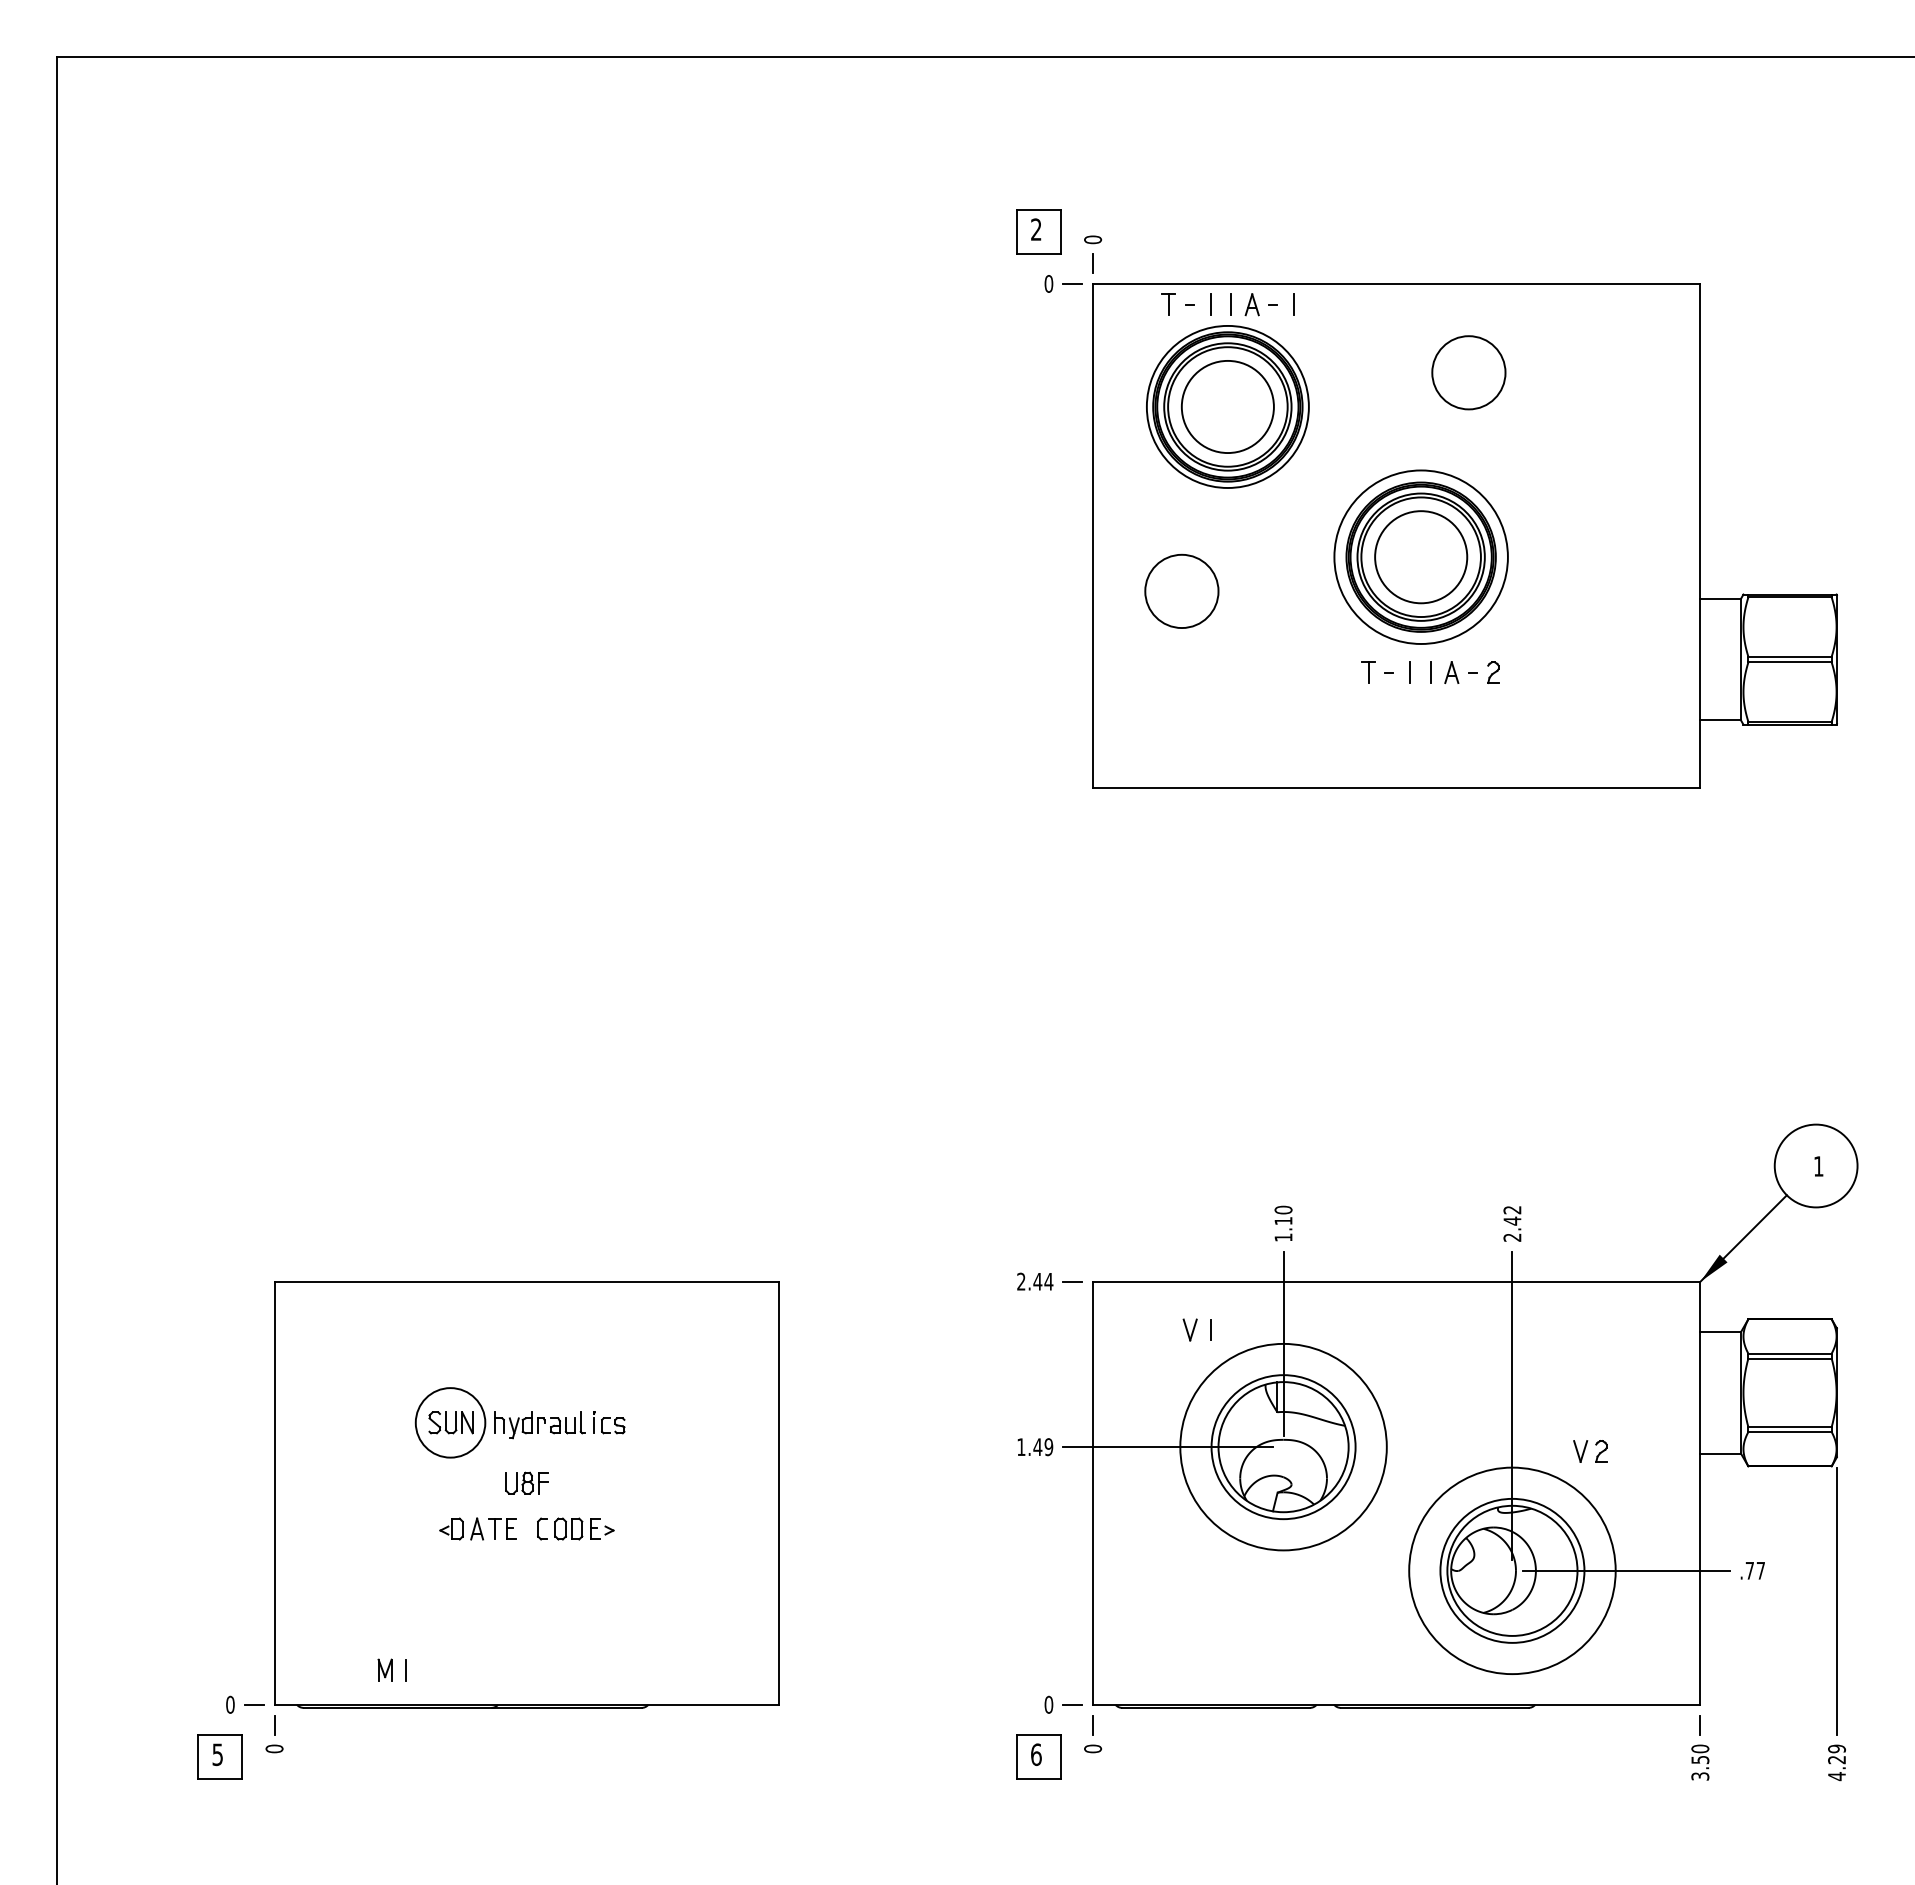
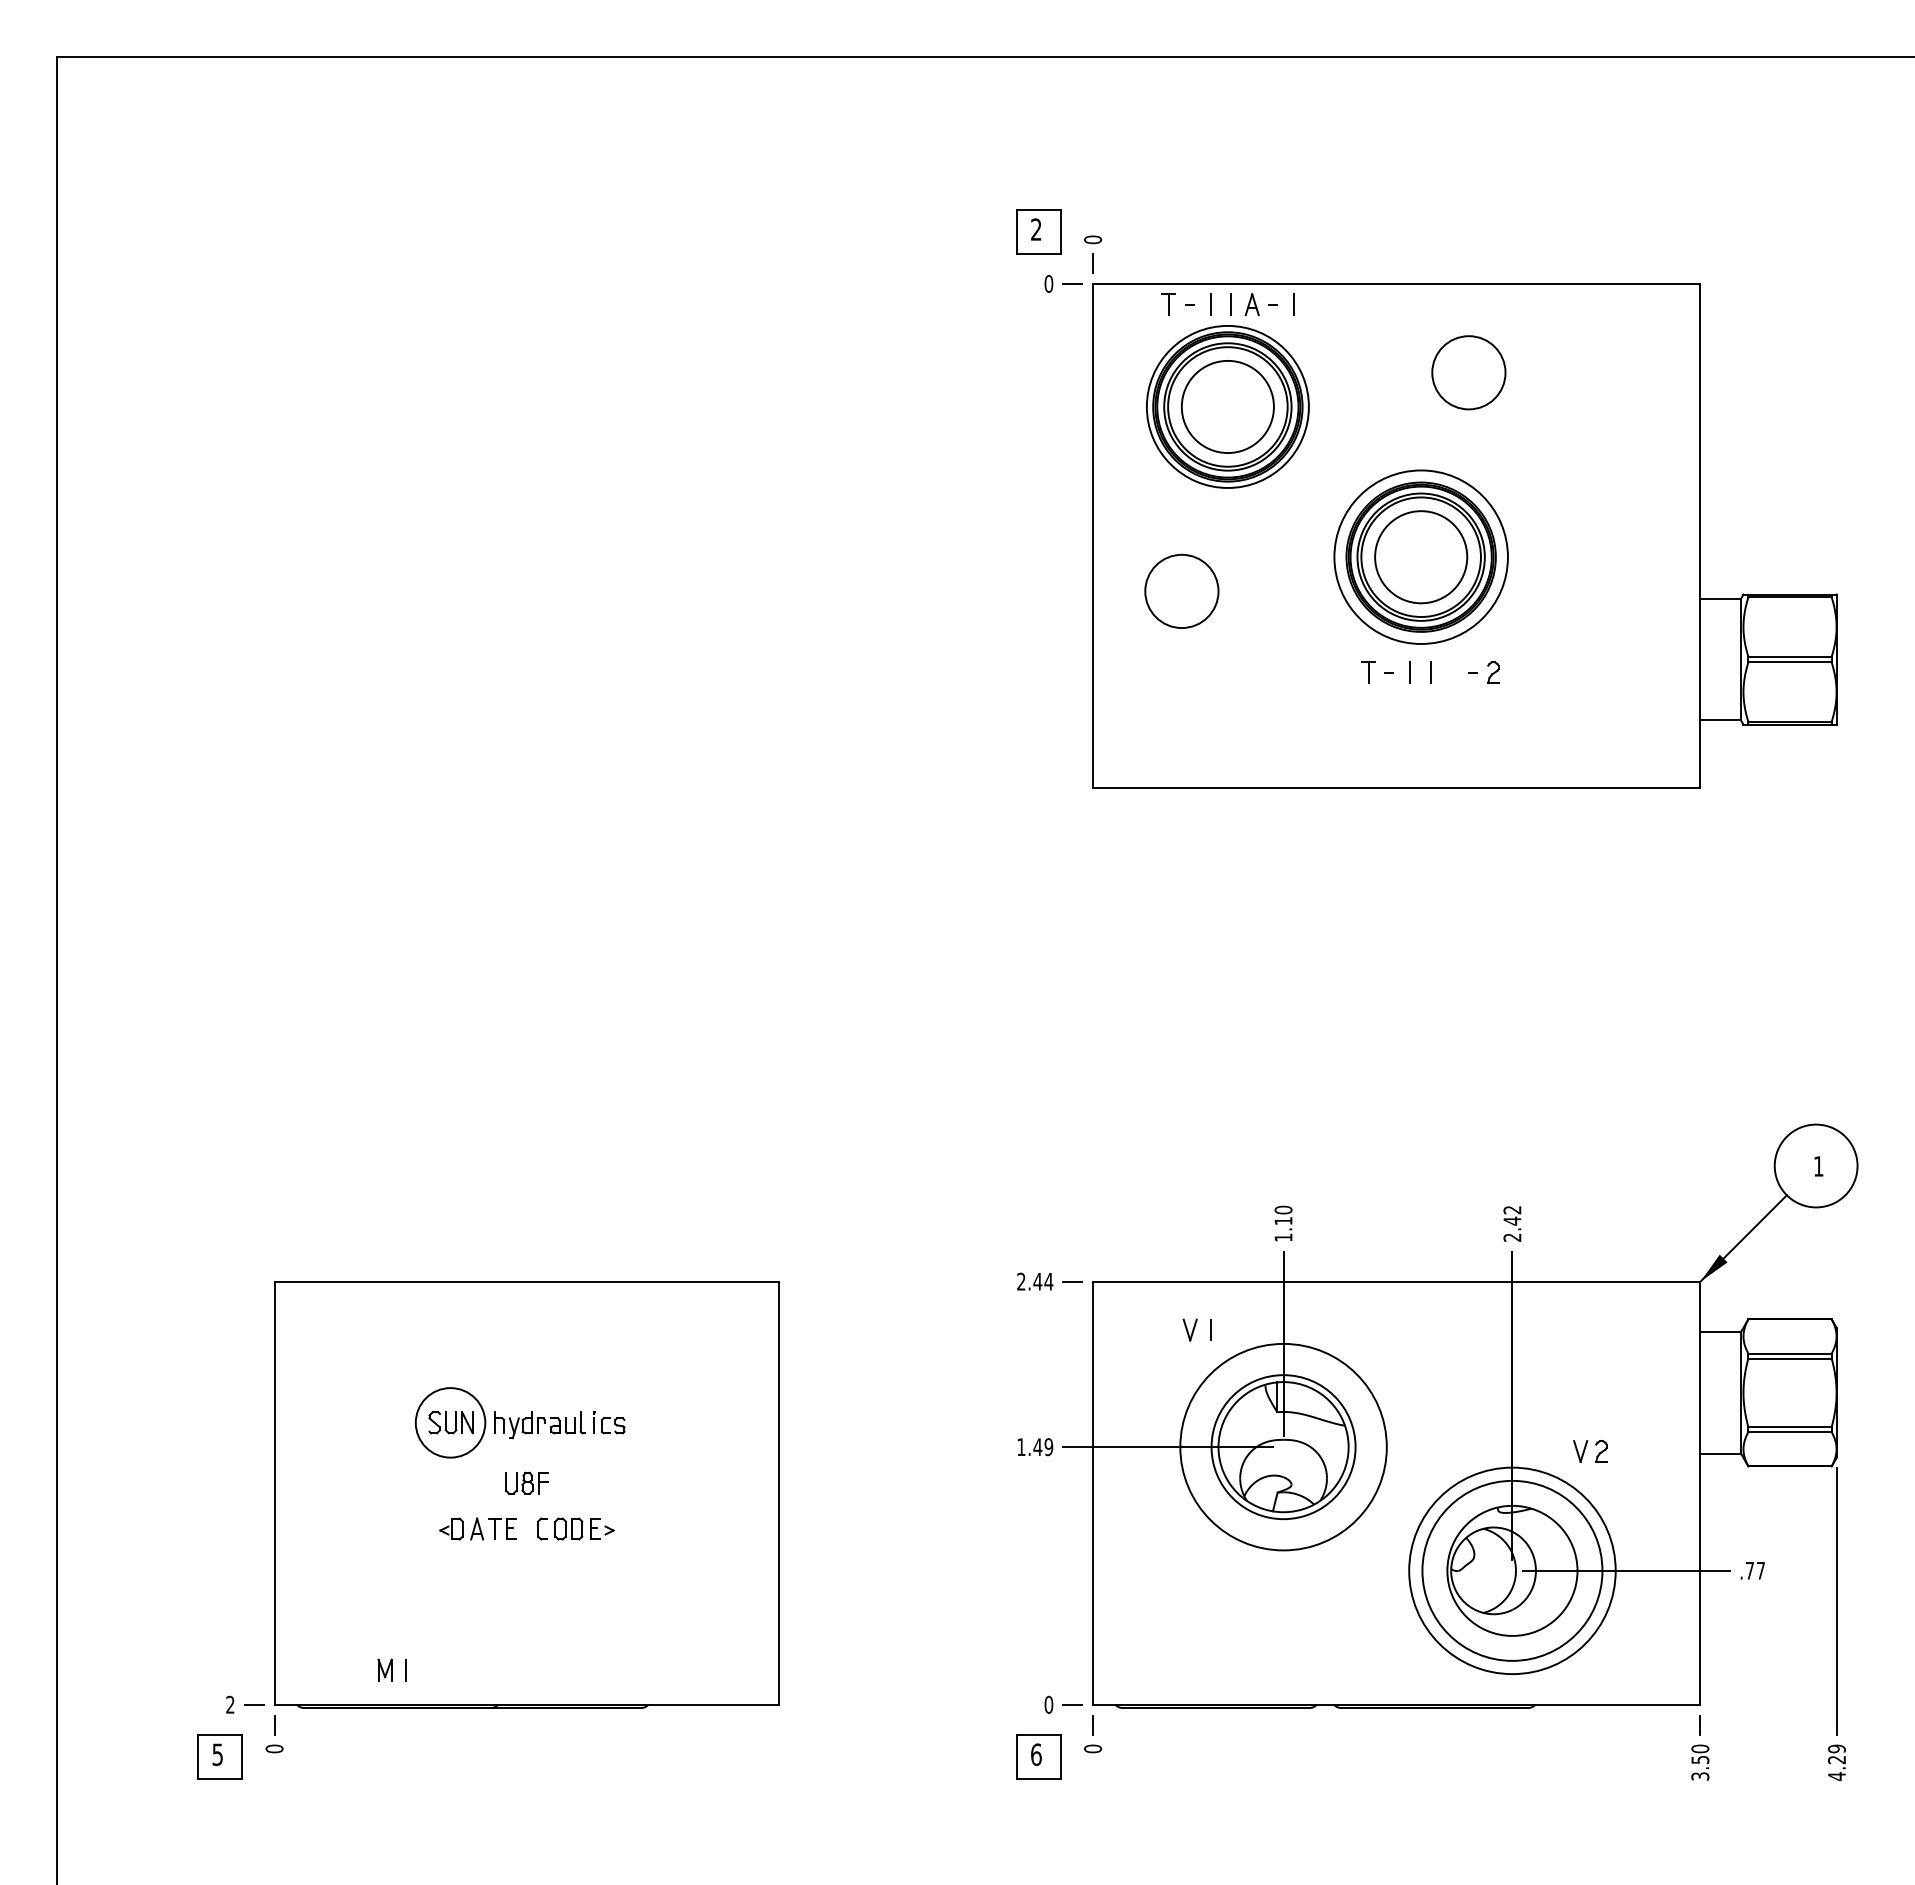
part: present -> none (1451, 672)
circle diameter: 144 px -> 180 px (1512, 1570)
text: 0 -> 2 (230, 1704)
